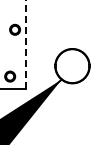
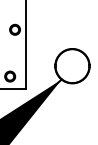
line: dashed -> solid (26, 44)
